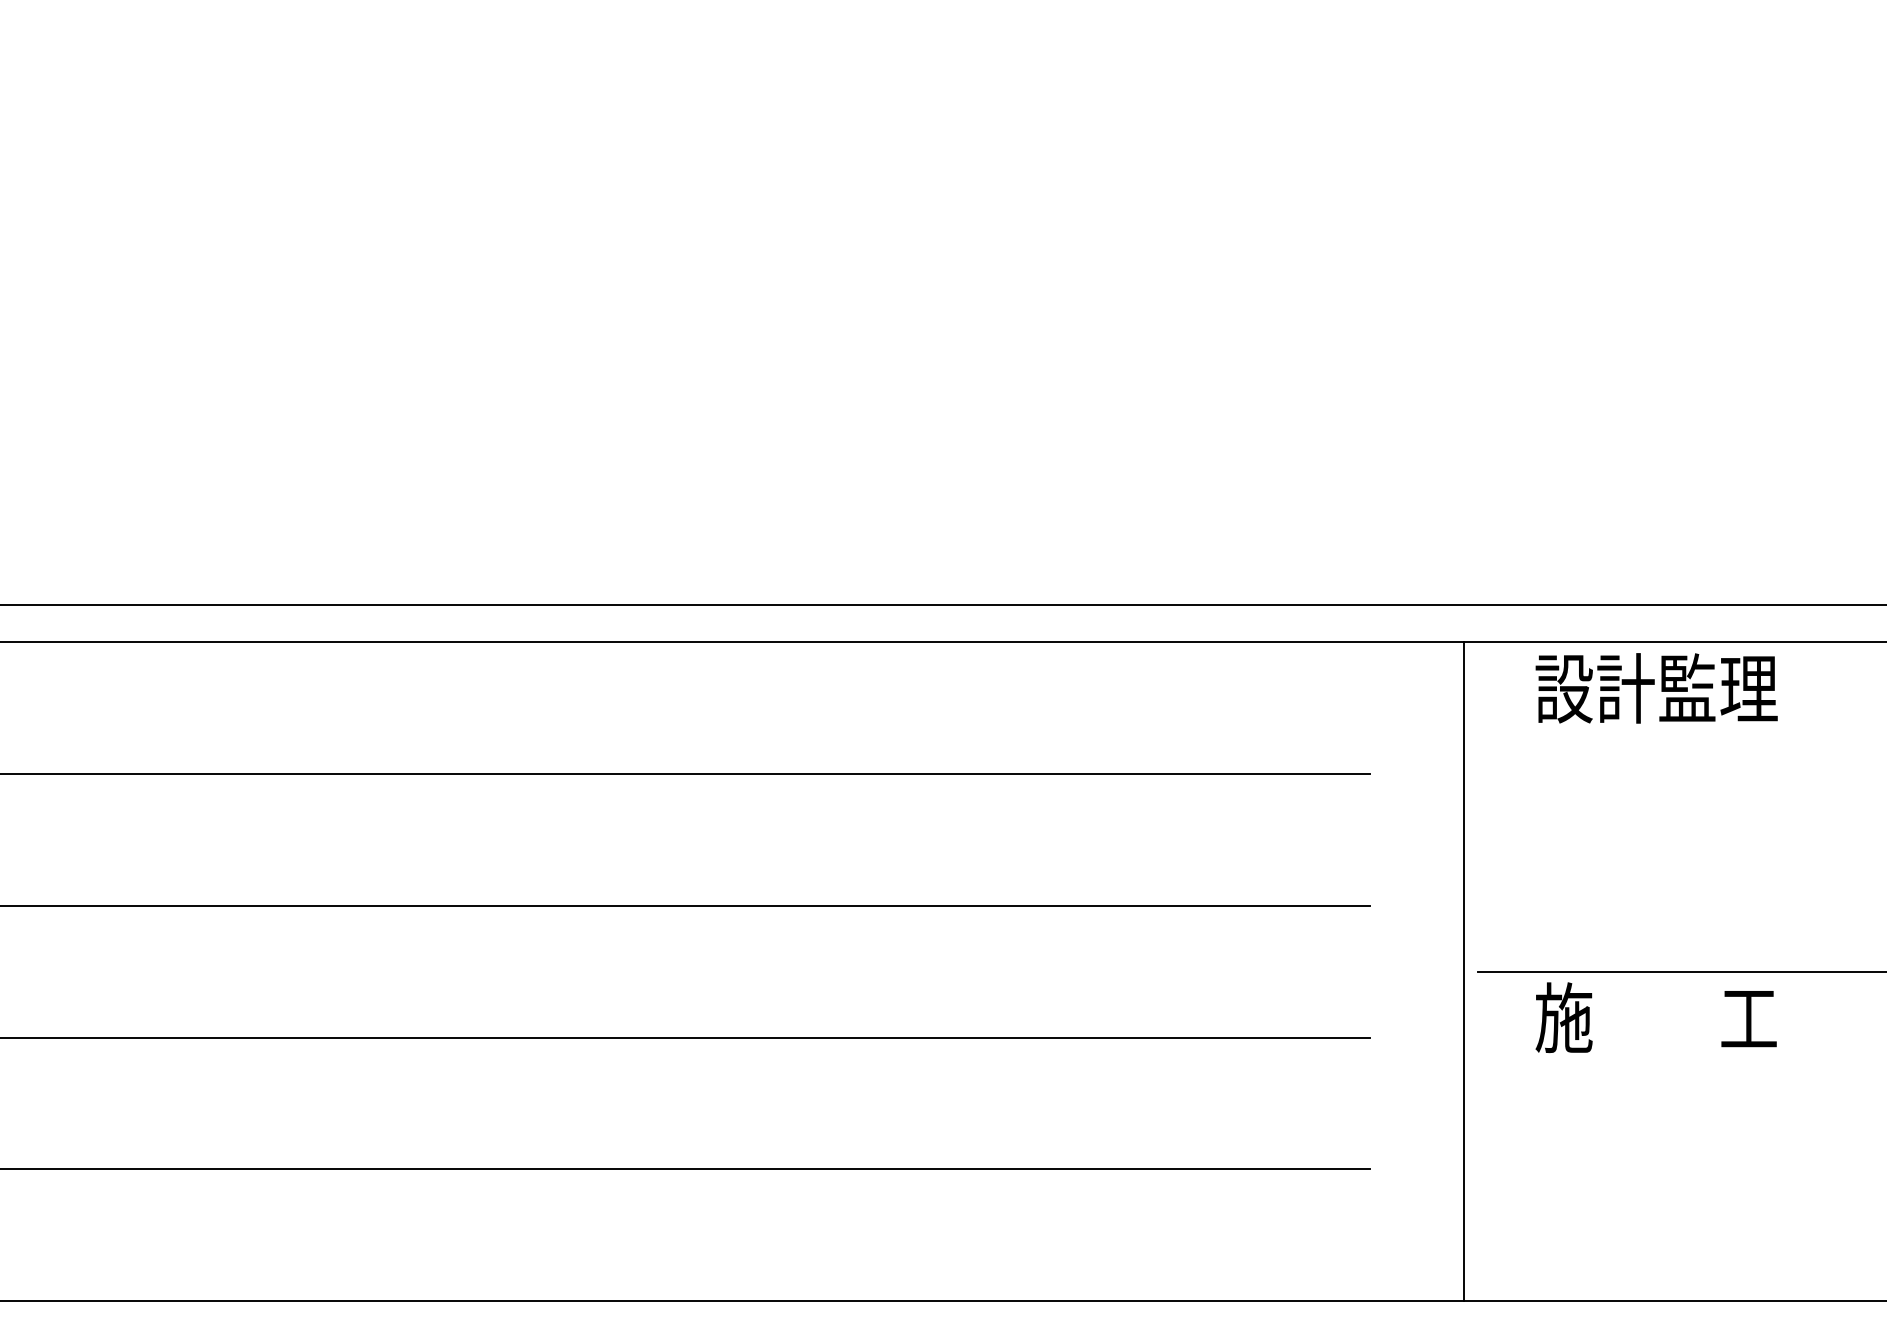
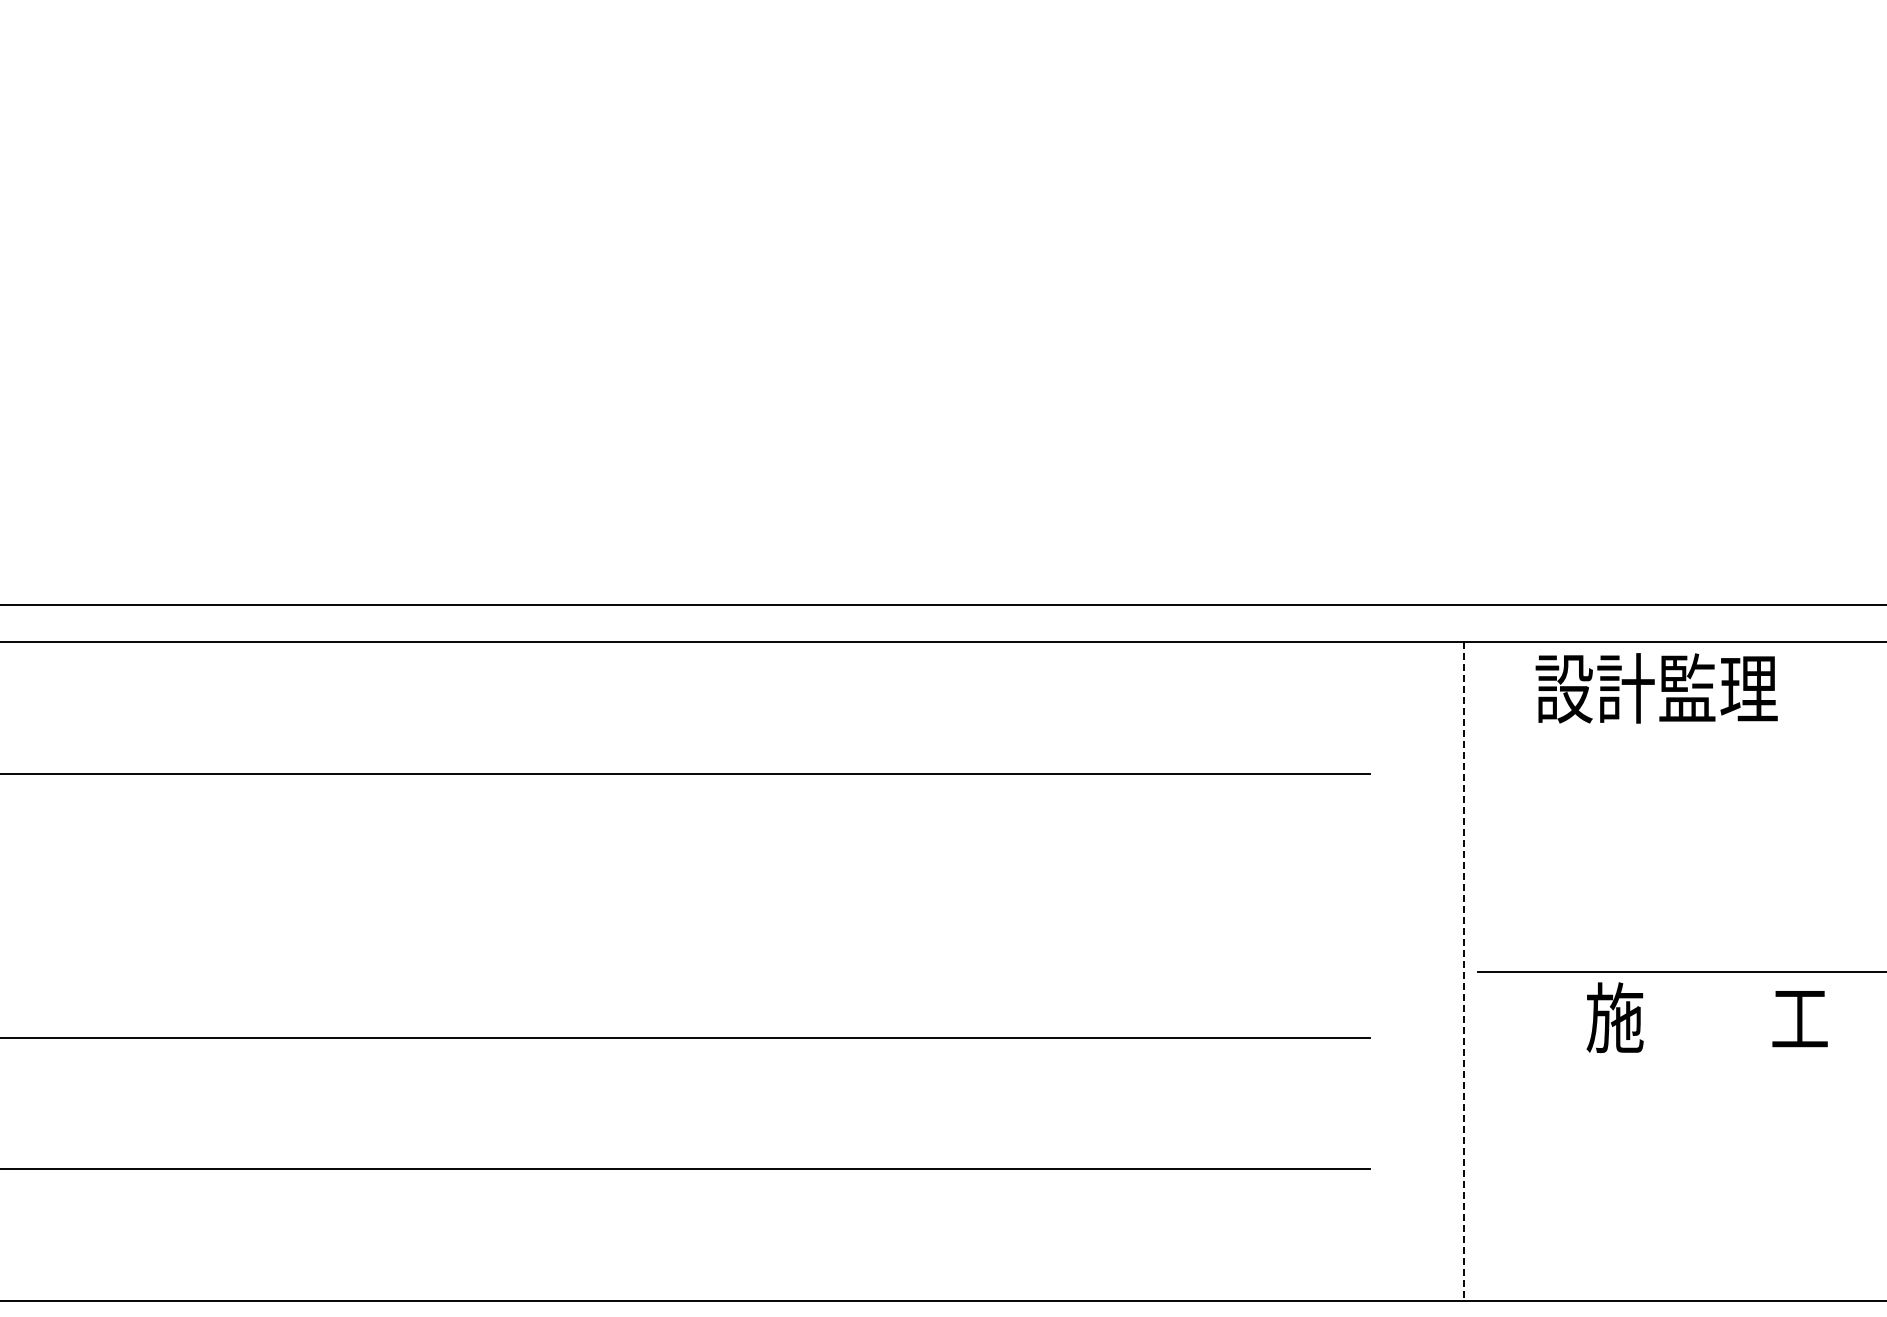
line: present -> none (686, 905)
line: solid -> dashed (1464, 972)
text position: (1655, 1017) -> (1706, 1017) (1706, 1017)
